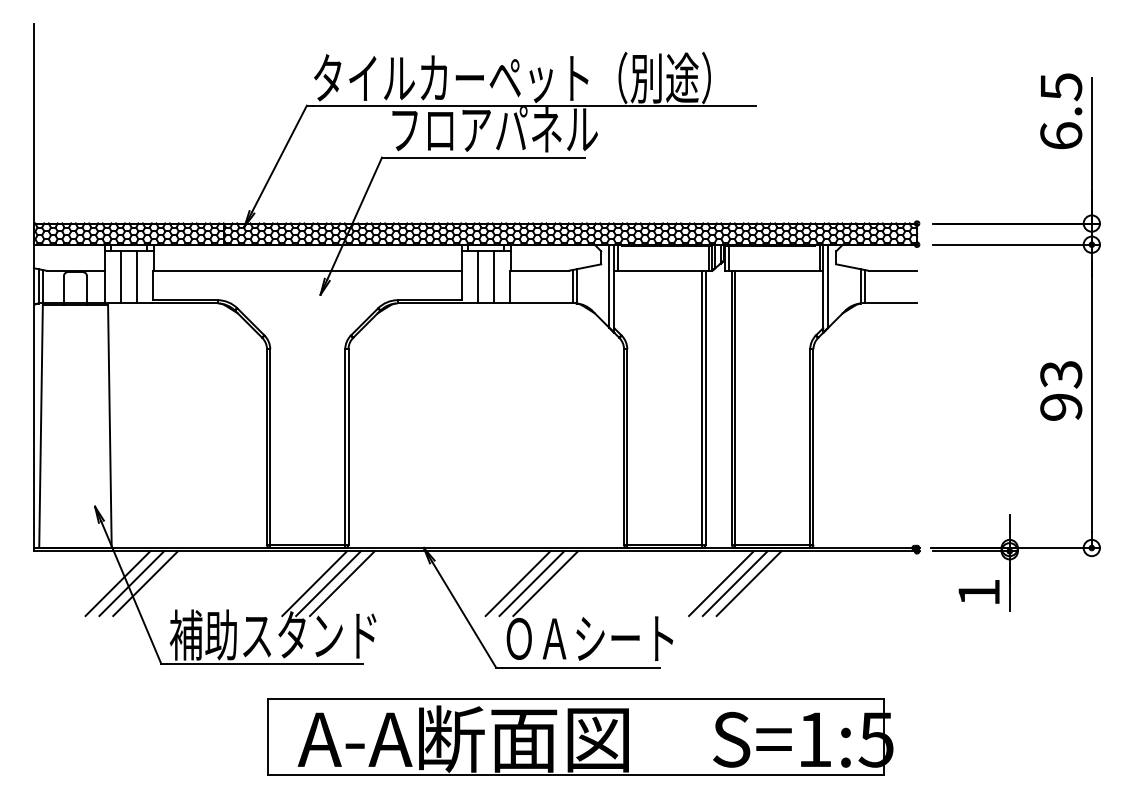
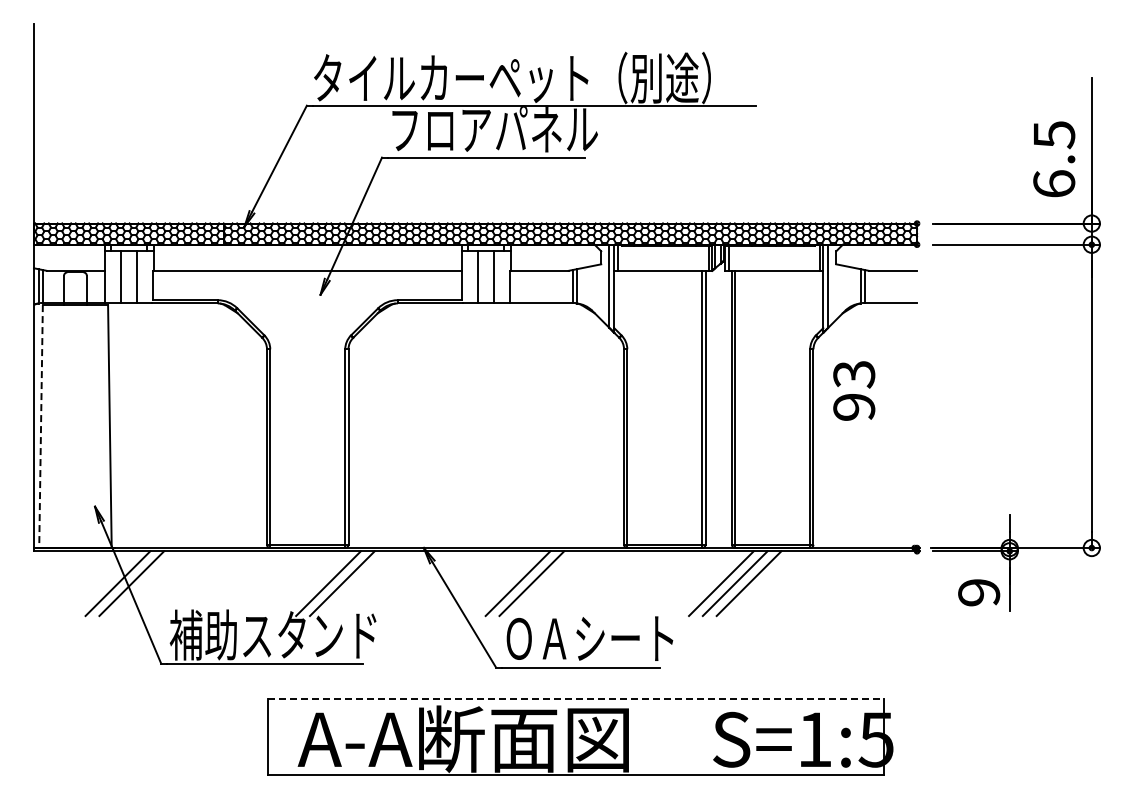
text position: (1061, 111) -> (1054, 159) (1054, 159)
text position: (1061, 390) -> (854, 390) (854, 390)
line: solid -> dashed (41, 427)
line: present -> none (145, 583)
line: present -> none (314, 583)
line: present -> none (545, 583)
text: 1 -> 9 (979, 592)
line: solid -> dashed (575, 698)
